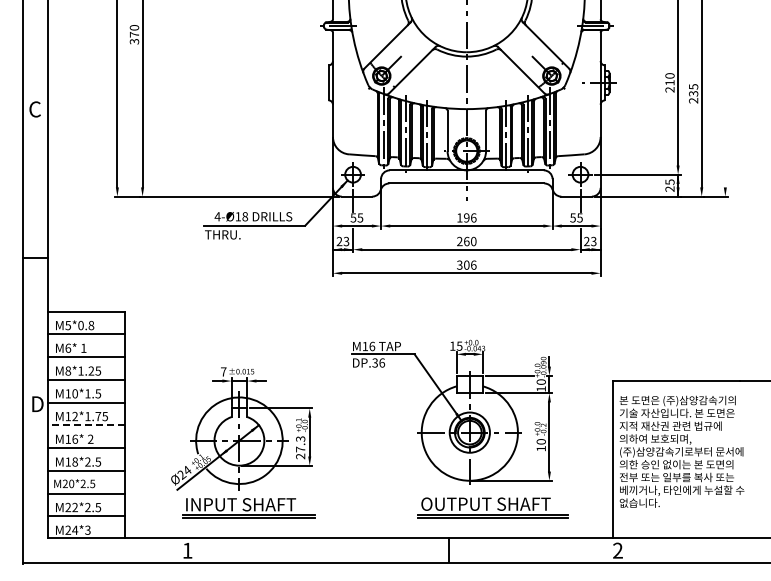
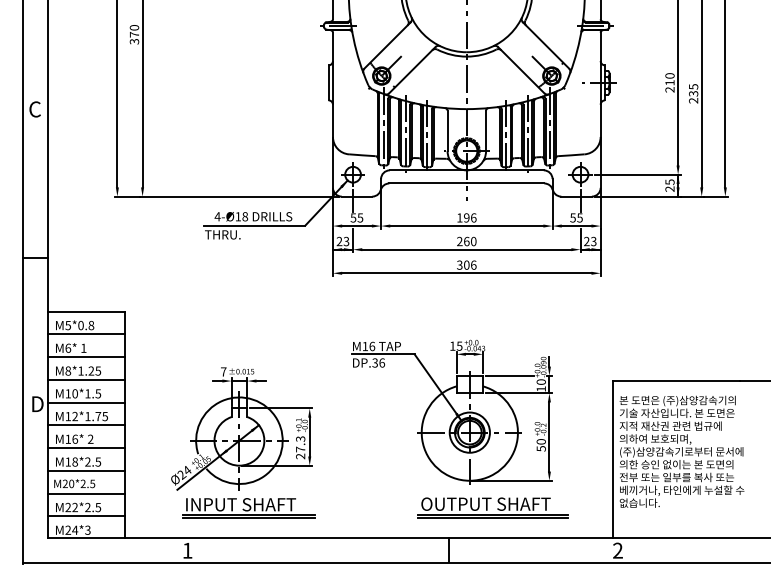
line: none -> present (725, 94)
line: dashed -> solid (86, 425)
text: 10 -> 50 (540, 448)
